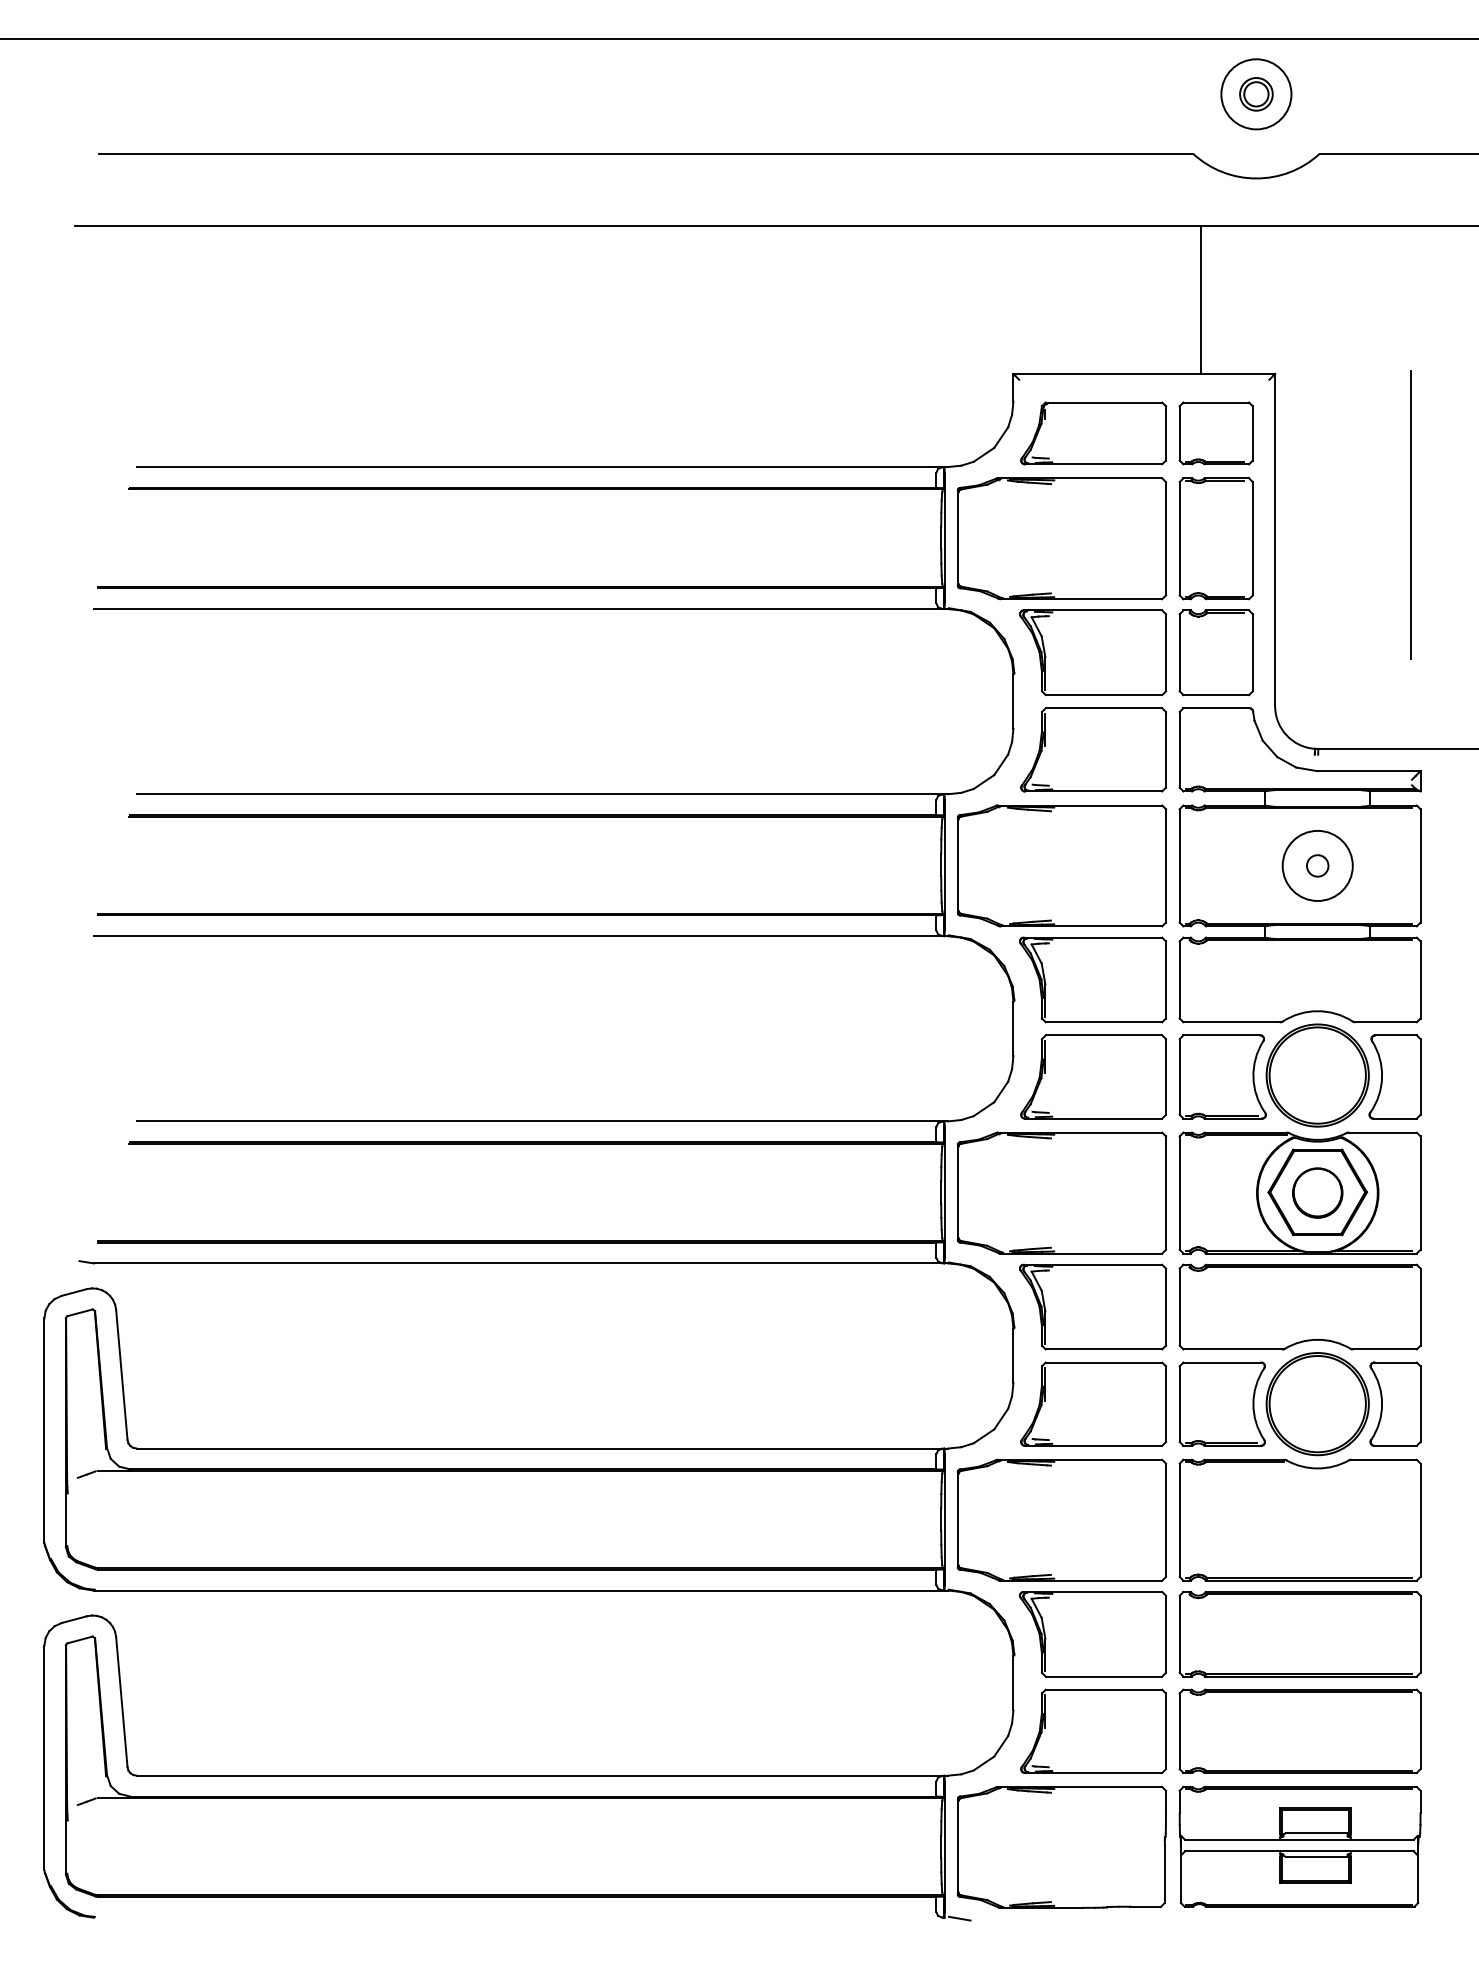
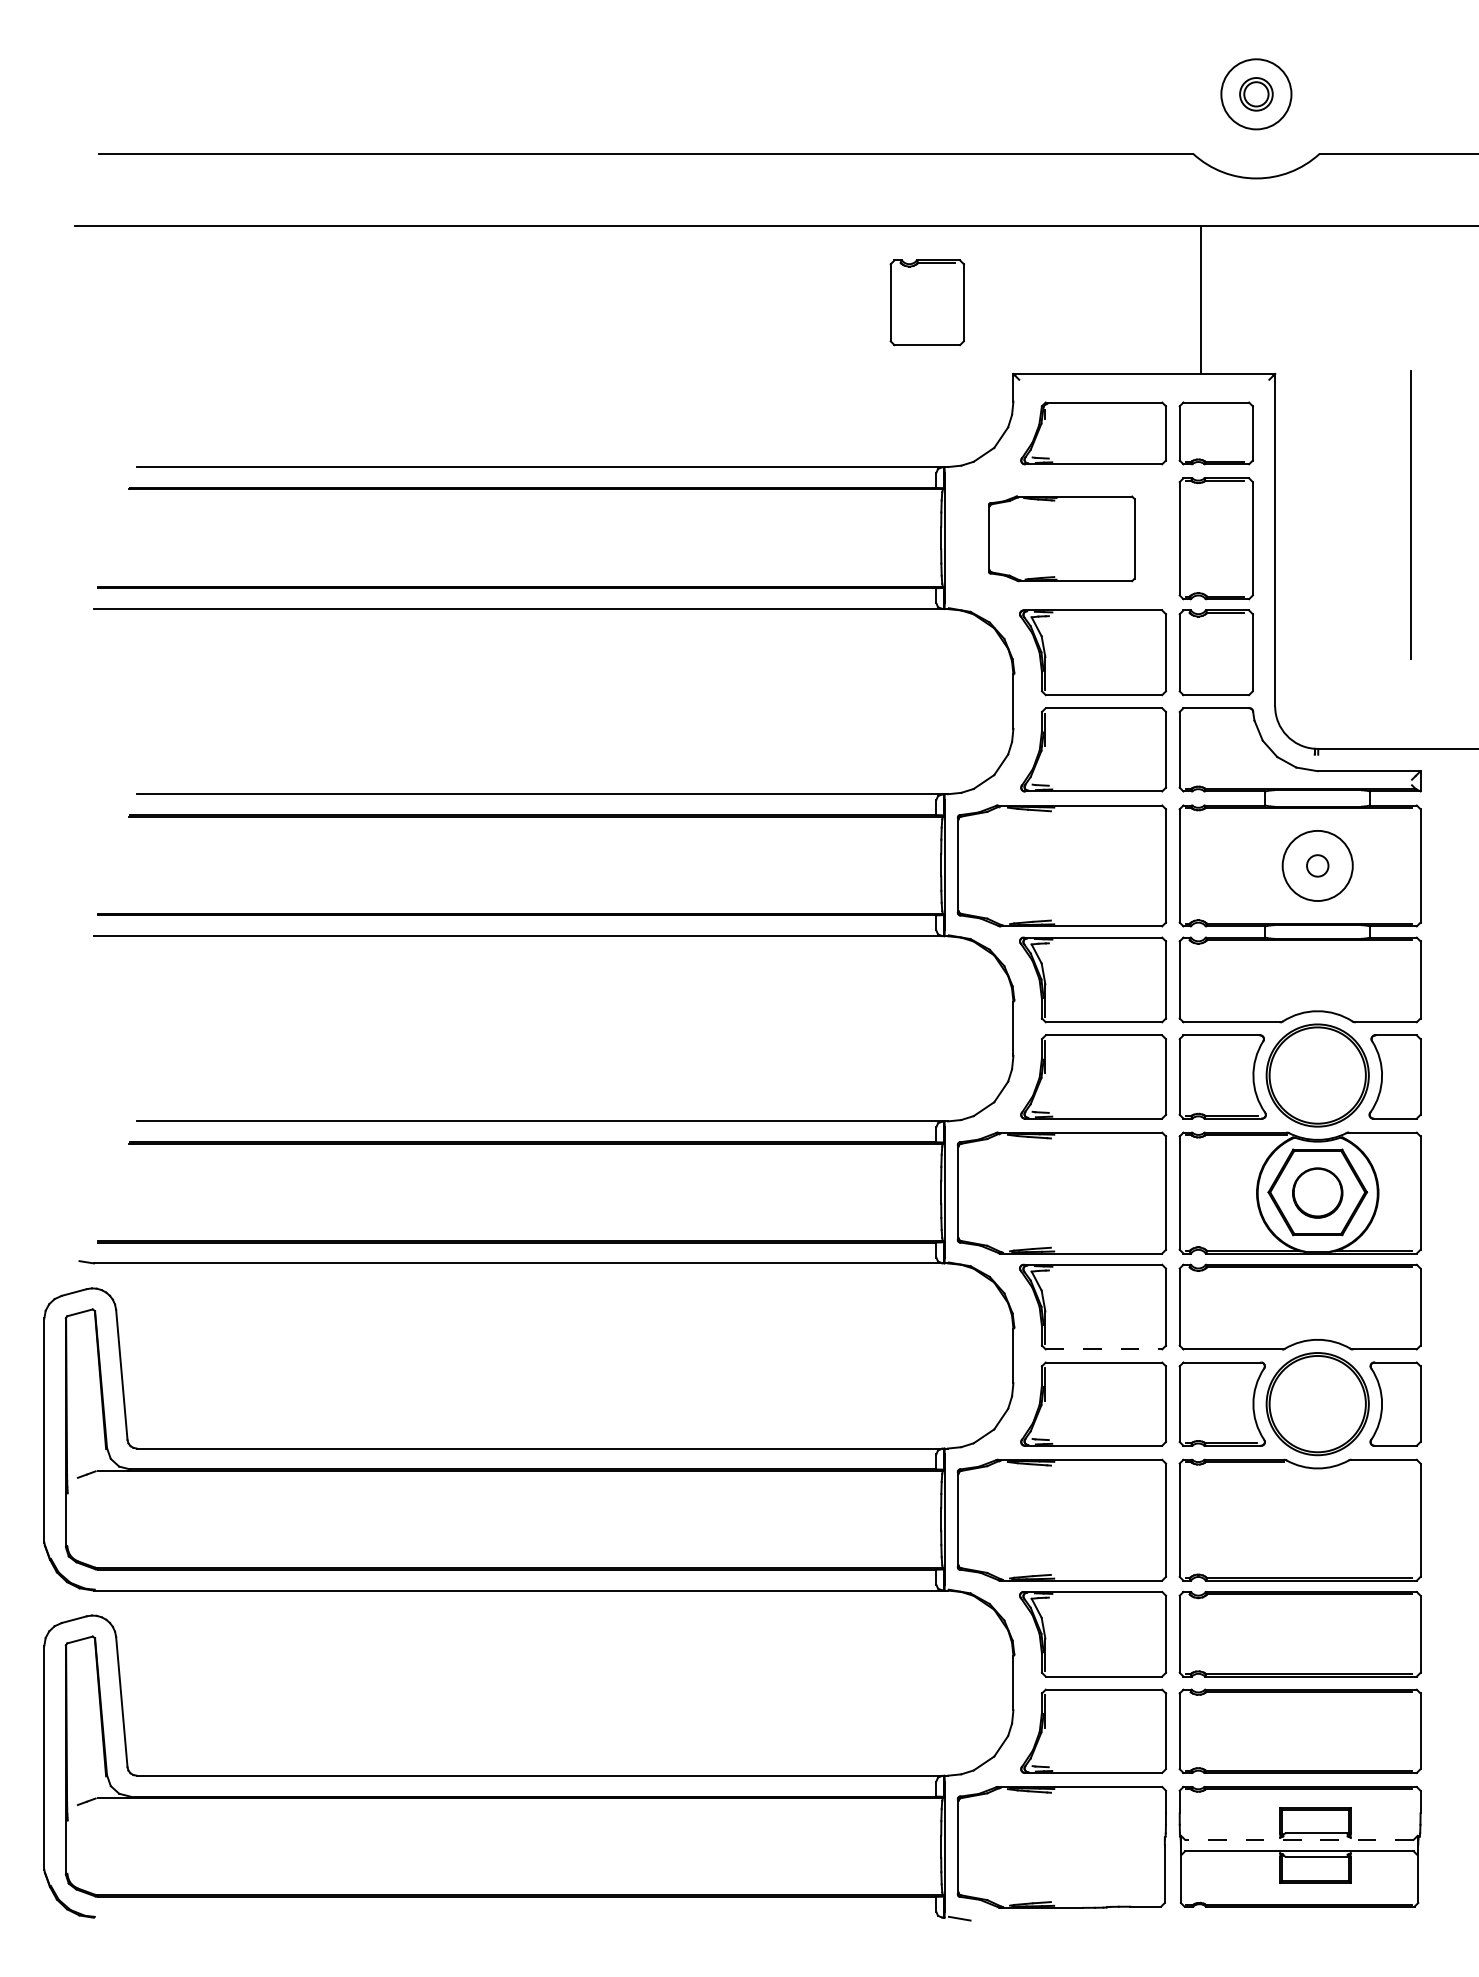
line: present -> none (738, 38)
part: none -> present (926, 302)
part size: 212x124 px -> 148x88 px (1061, 538)
line: solid -> dashed (1104, 1349)
line: solid -> dashed (1298, 1839)
